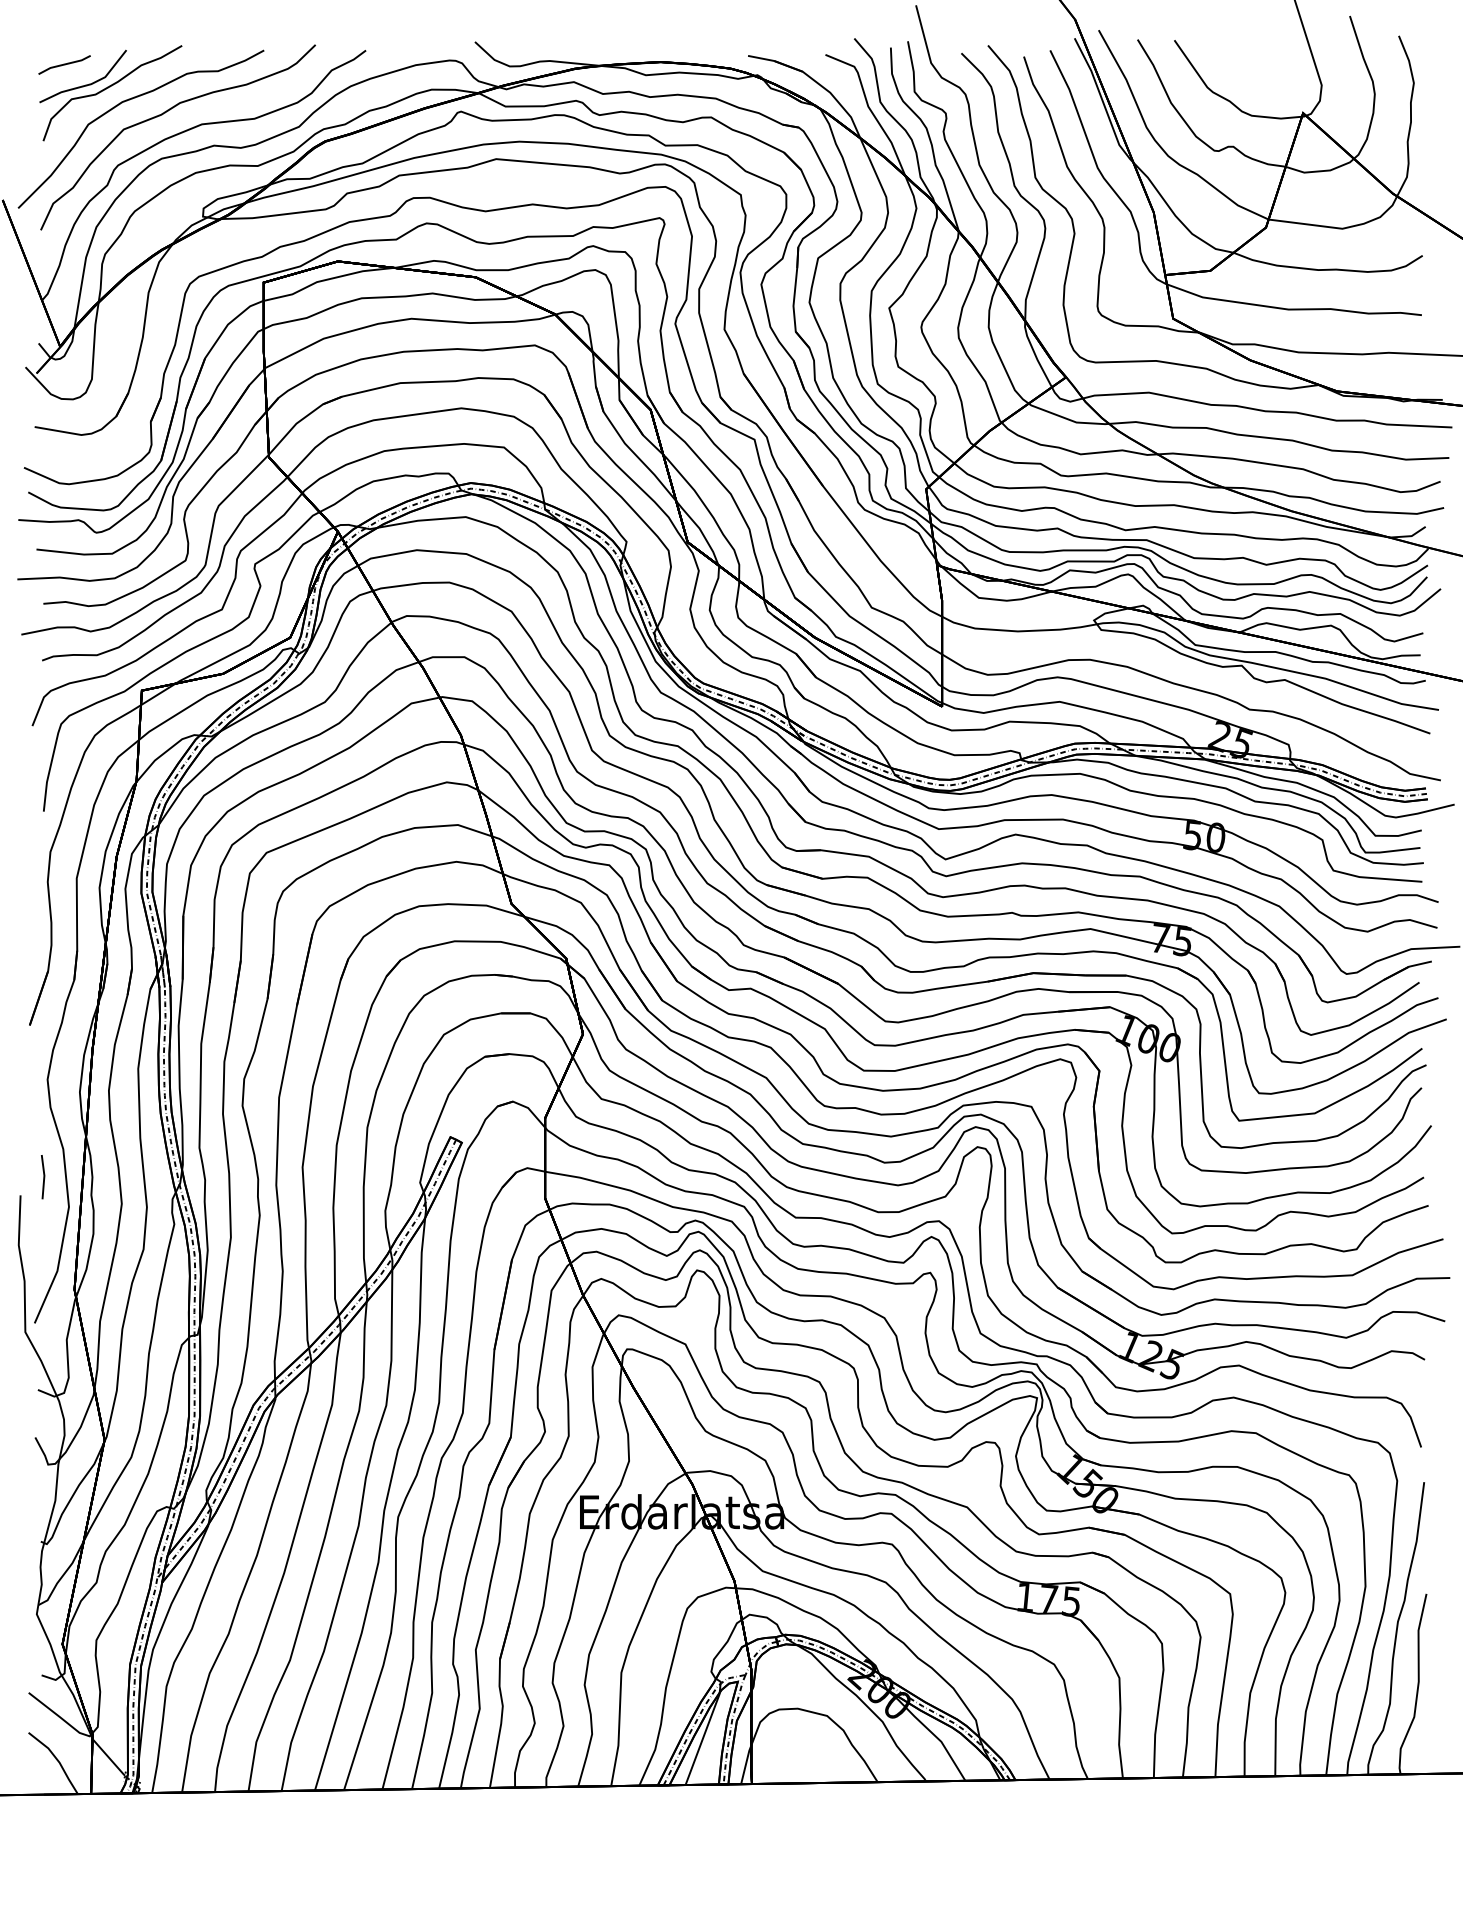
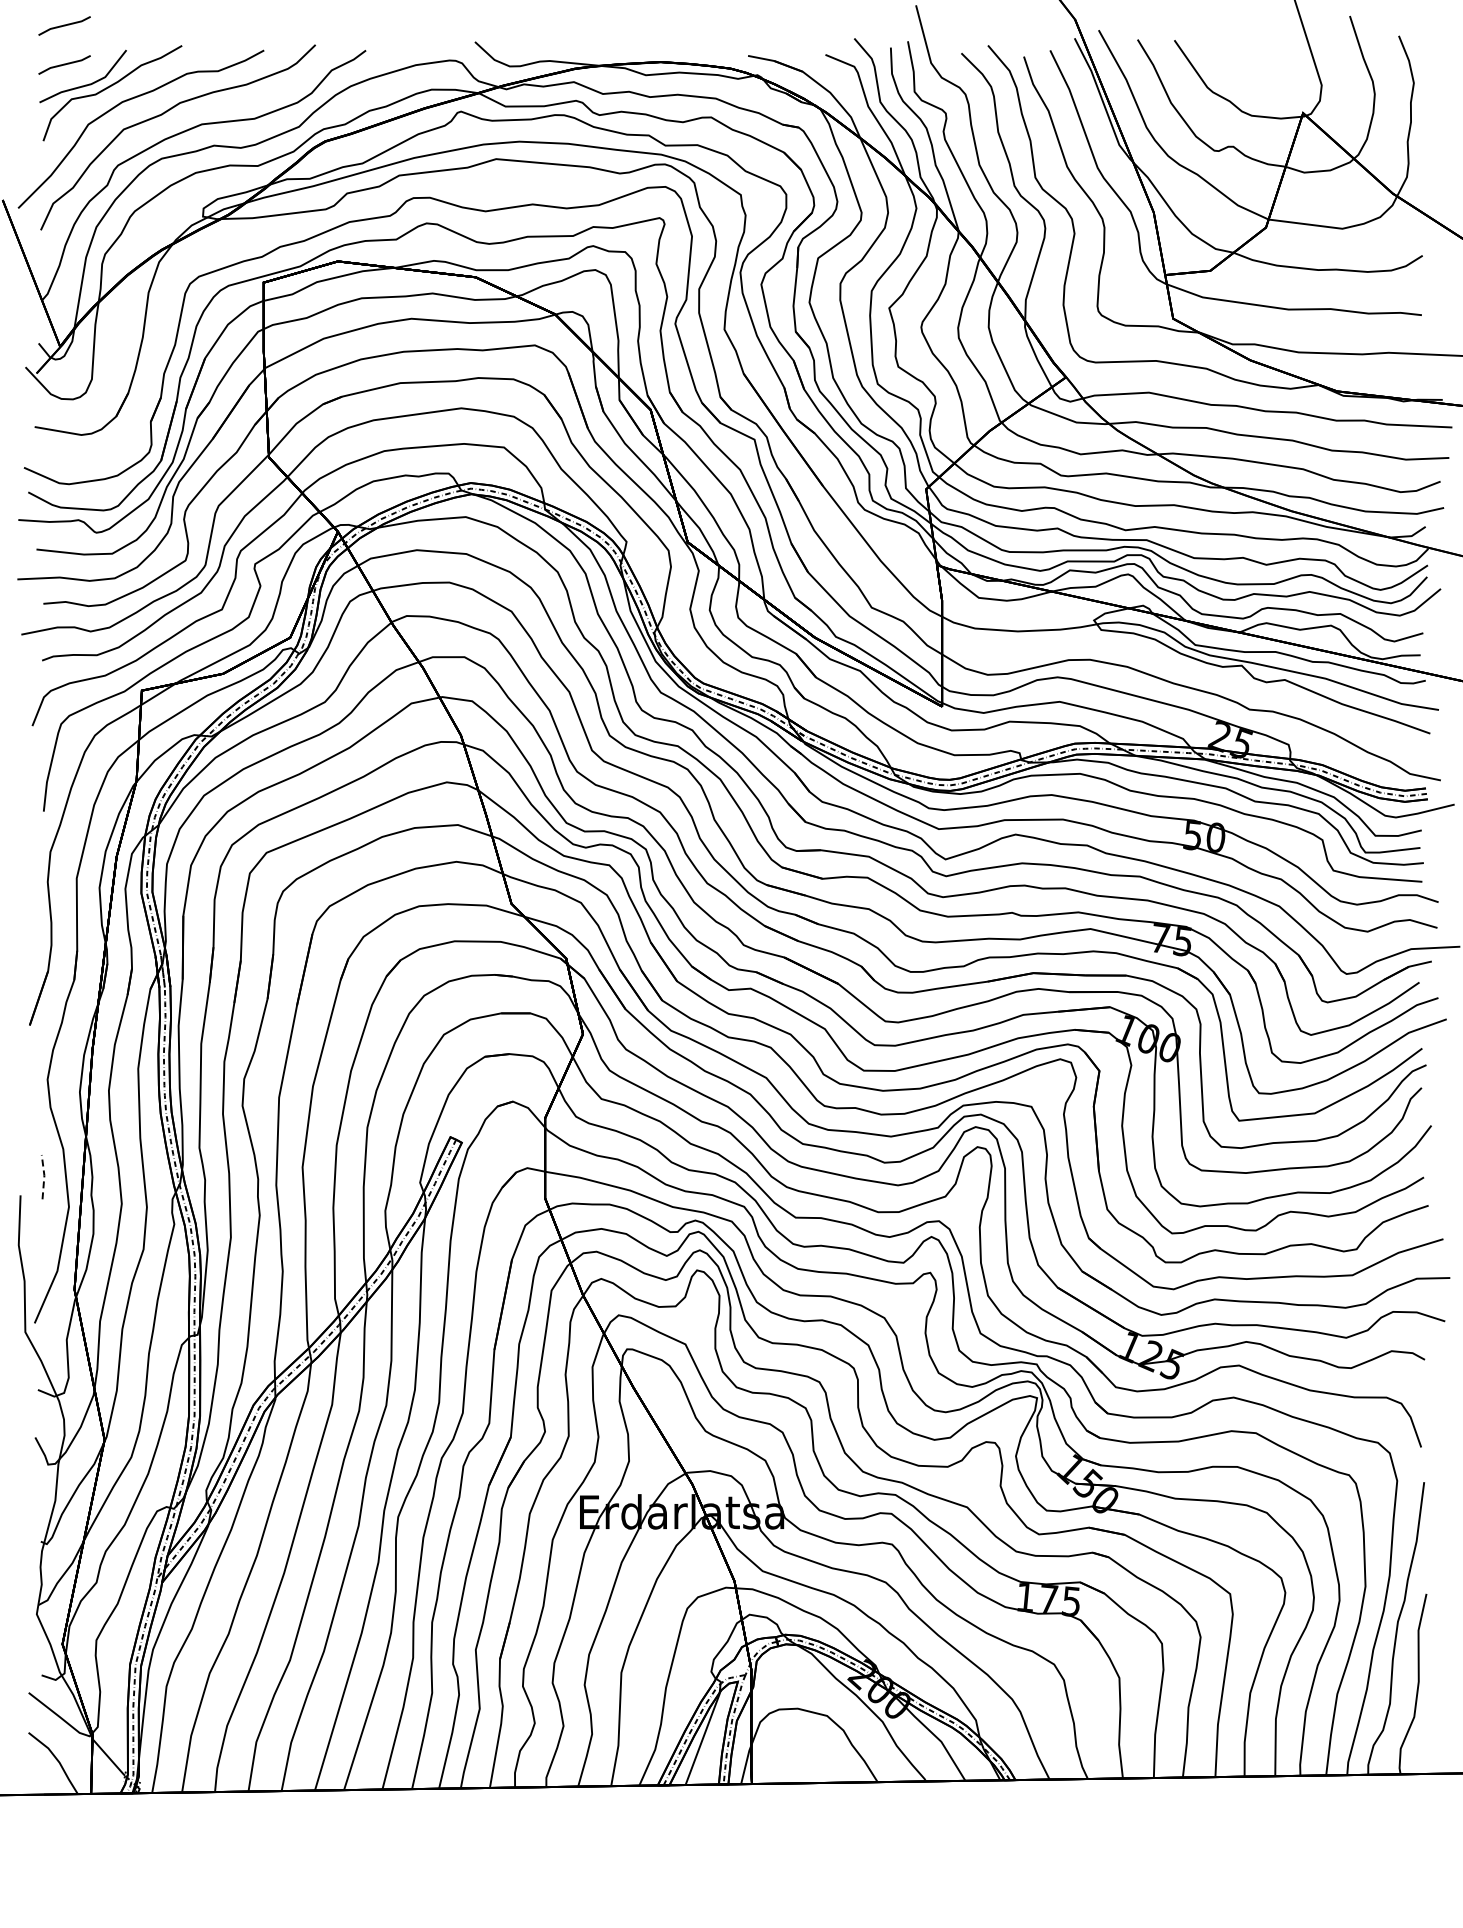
line: none -> present (64, 25)
line: solid -> dashed (44, 1176)
